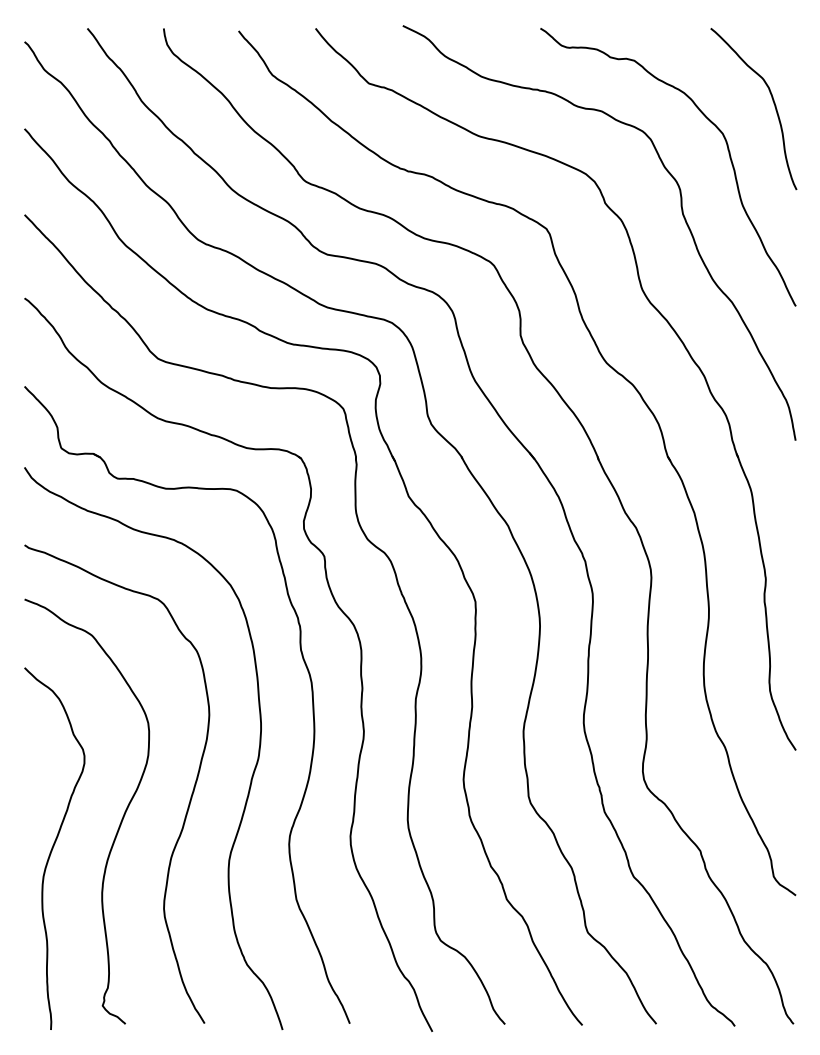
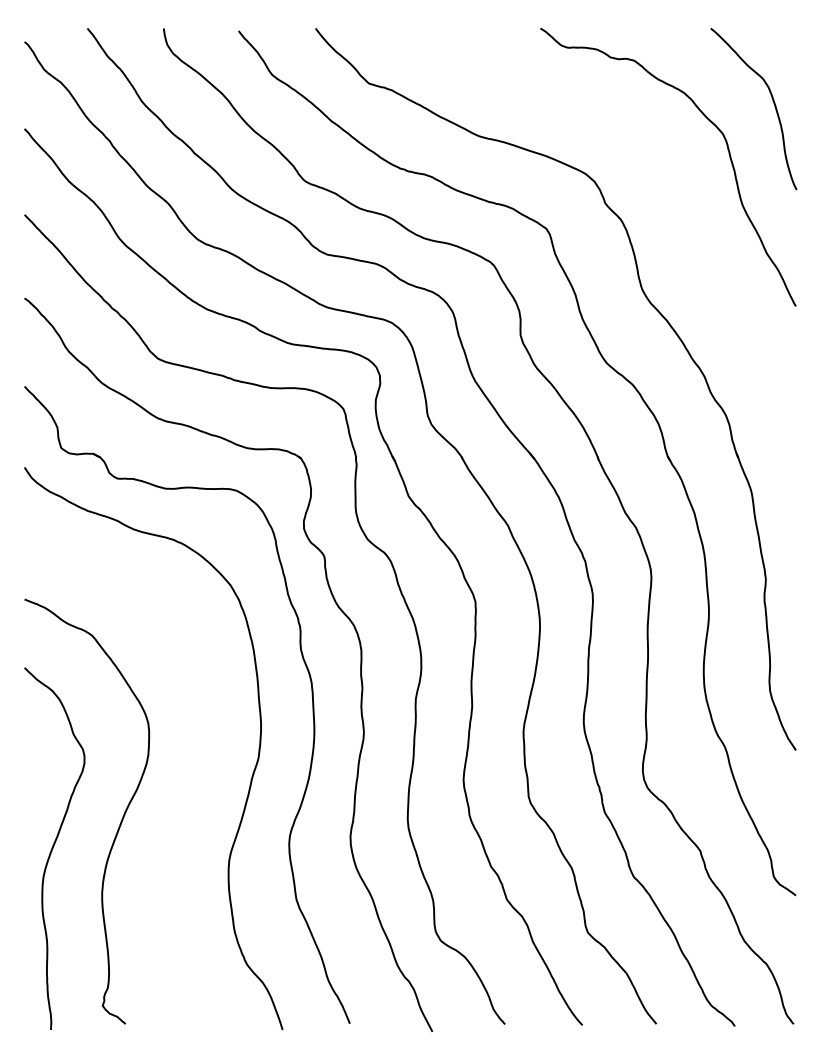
curve: present -> none (681, 212)
curve: present -> none (188, 803)
